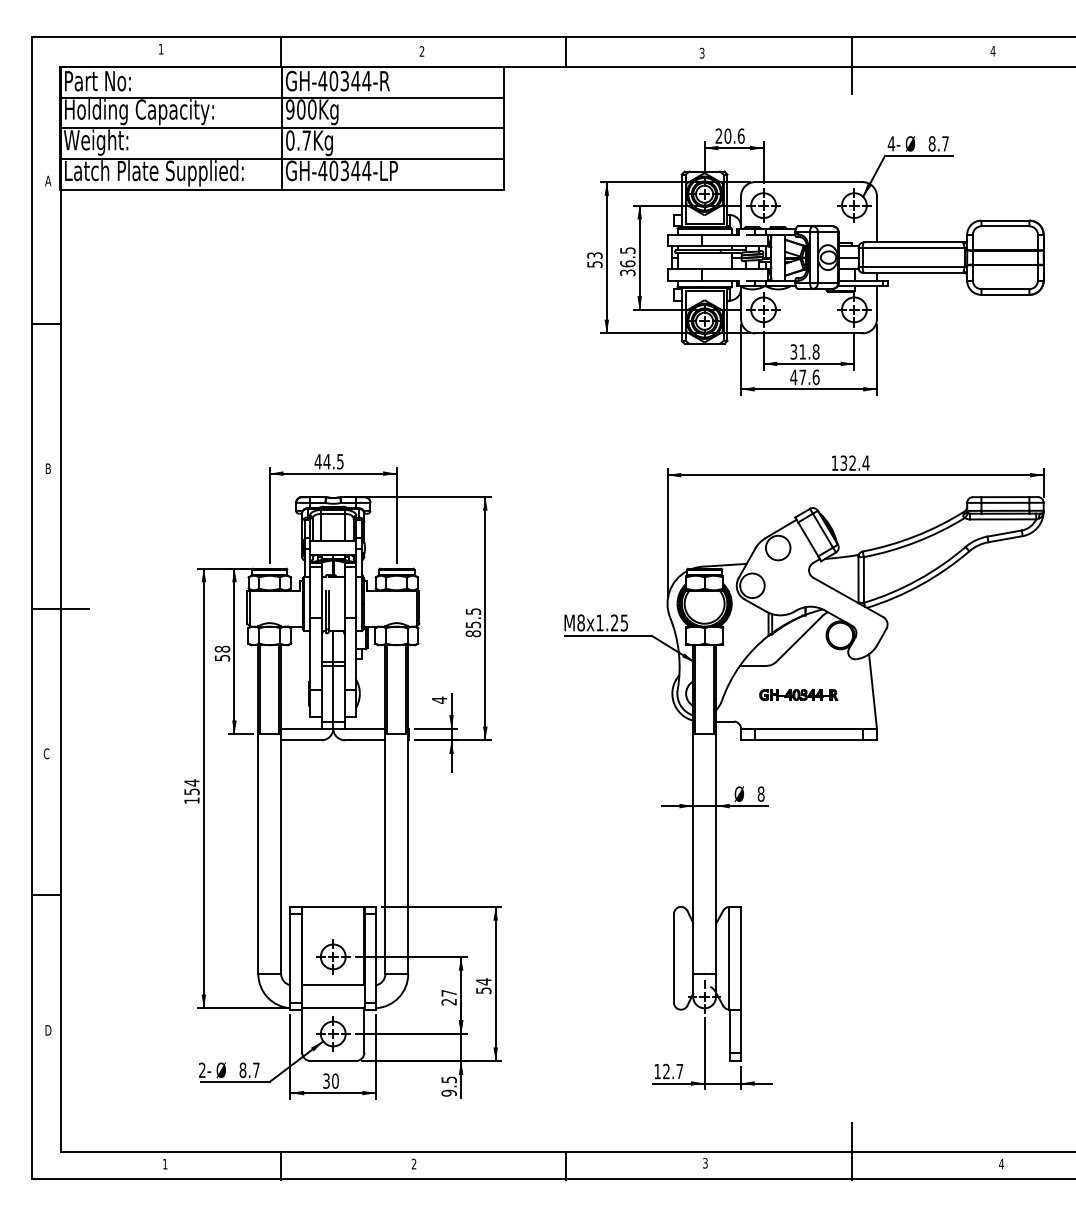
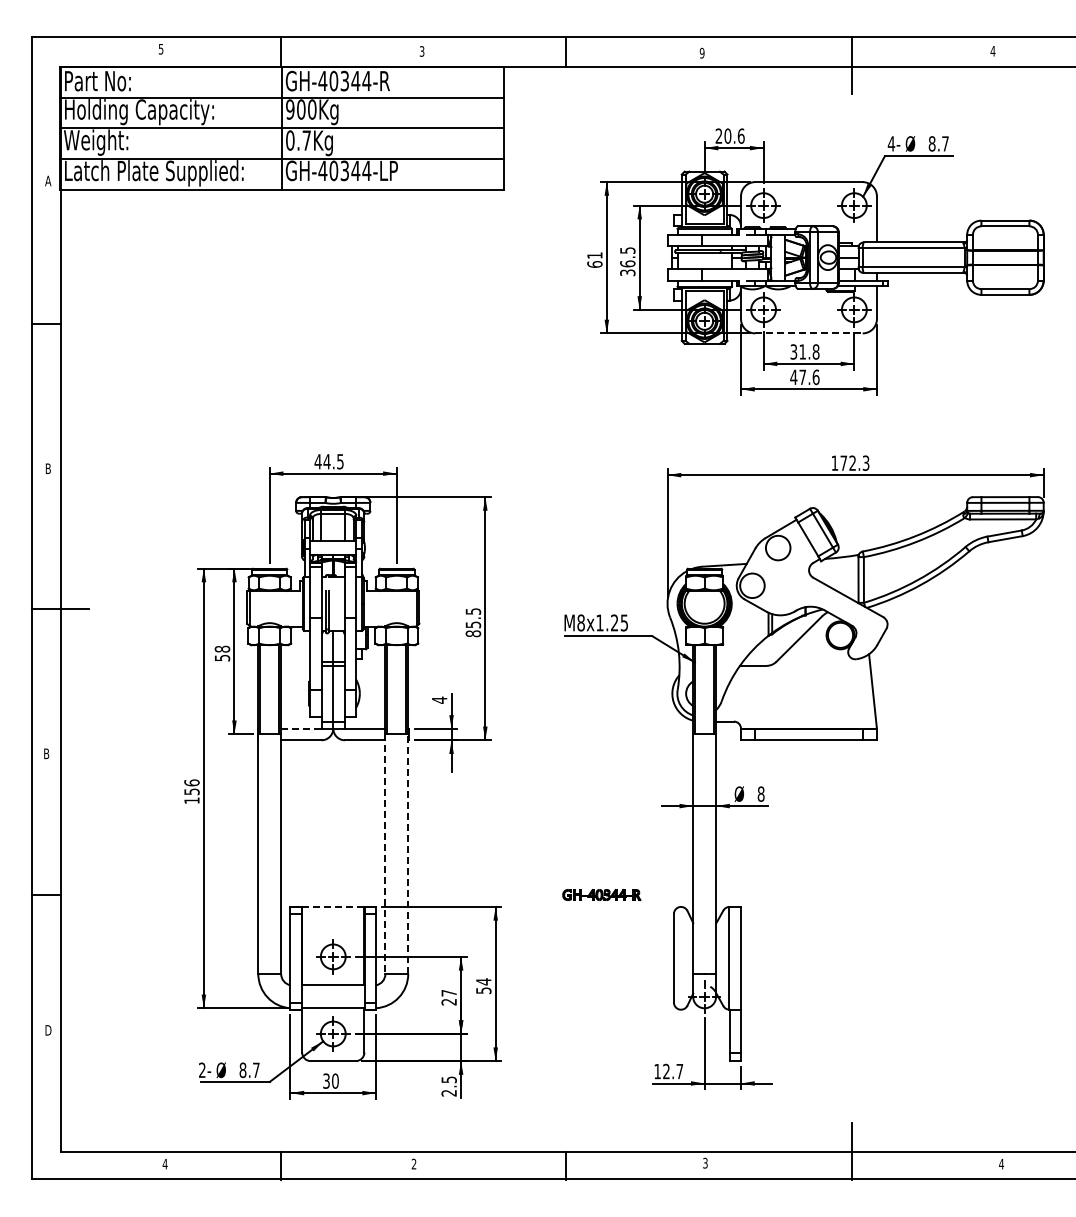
text: 1 -> 5 (160, 49)
text: 2 -> 3 (421, 51)
text: 3 -> 9 (701, 53)
text: 53 -> 61 (594, 259)
line: solid -> dashed (808, 333)
text: 132.4 -> 172.3 (854, 462)
part position: (798, 694) -> (601, 894) (601, 894)
line: solid -> dashed (301, 728)
text: C -> B (46, 753)
text: 154 -> 156 (191, 782)
line: solid -> dashed (385, 854)
line: solid -> dashed (408, 854)
line: solid -> dashed (332, 906)
text: 9.5 -> 2.5 (448, 1092)
text: 1 -> 4 (164, 1164)
